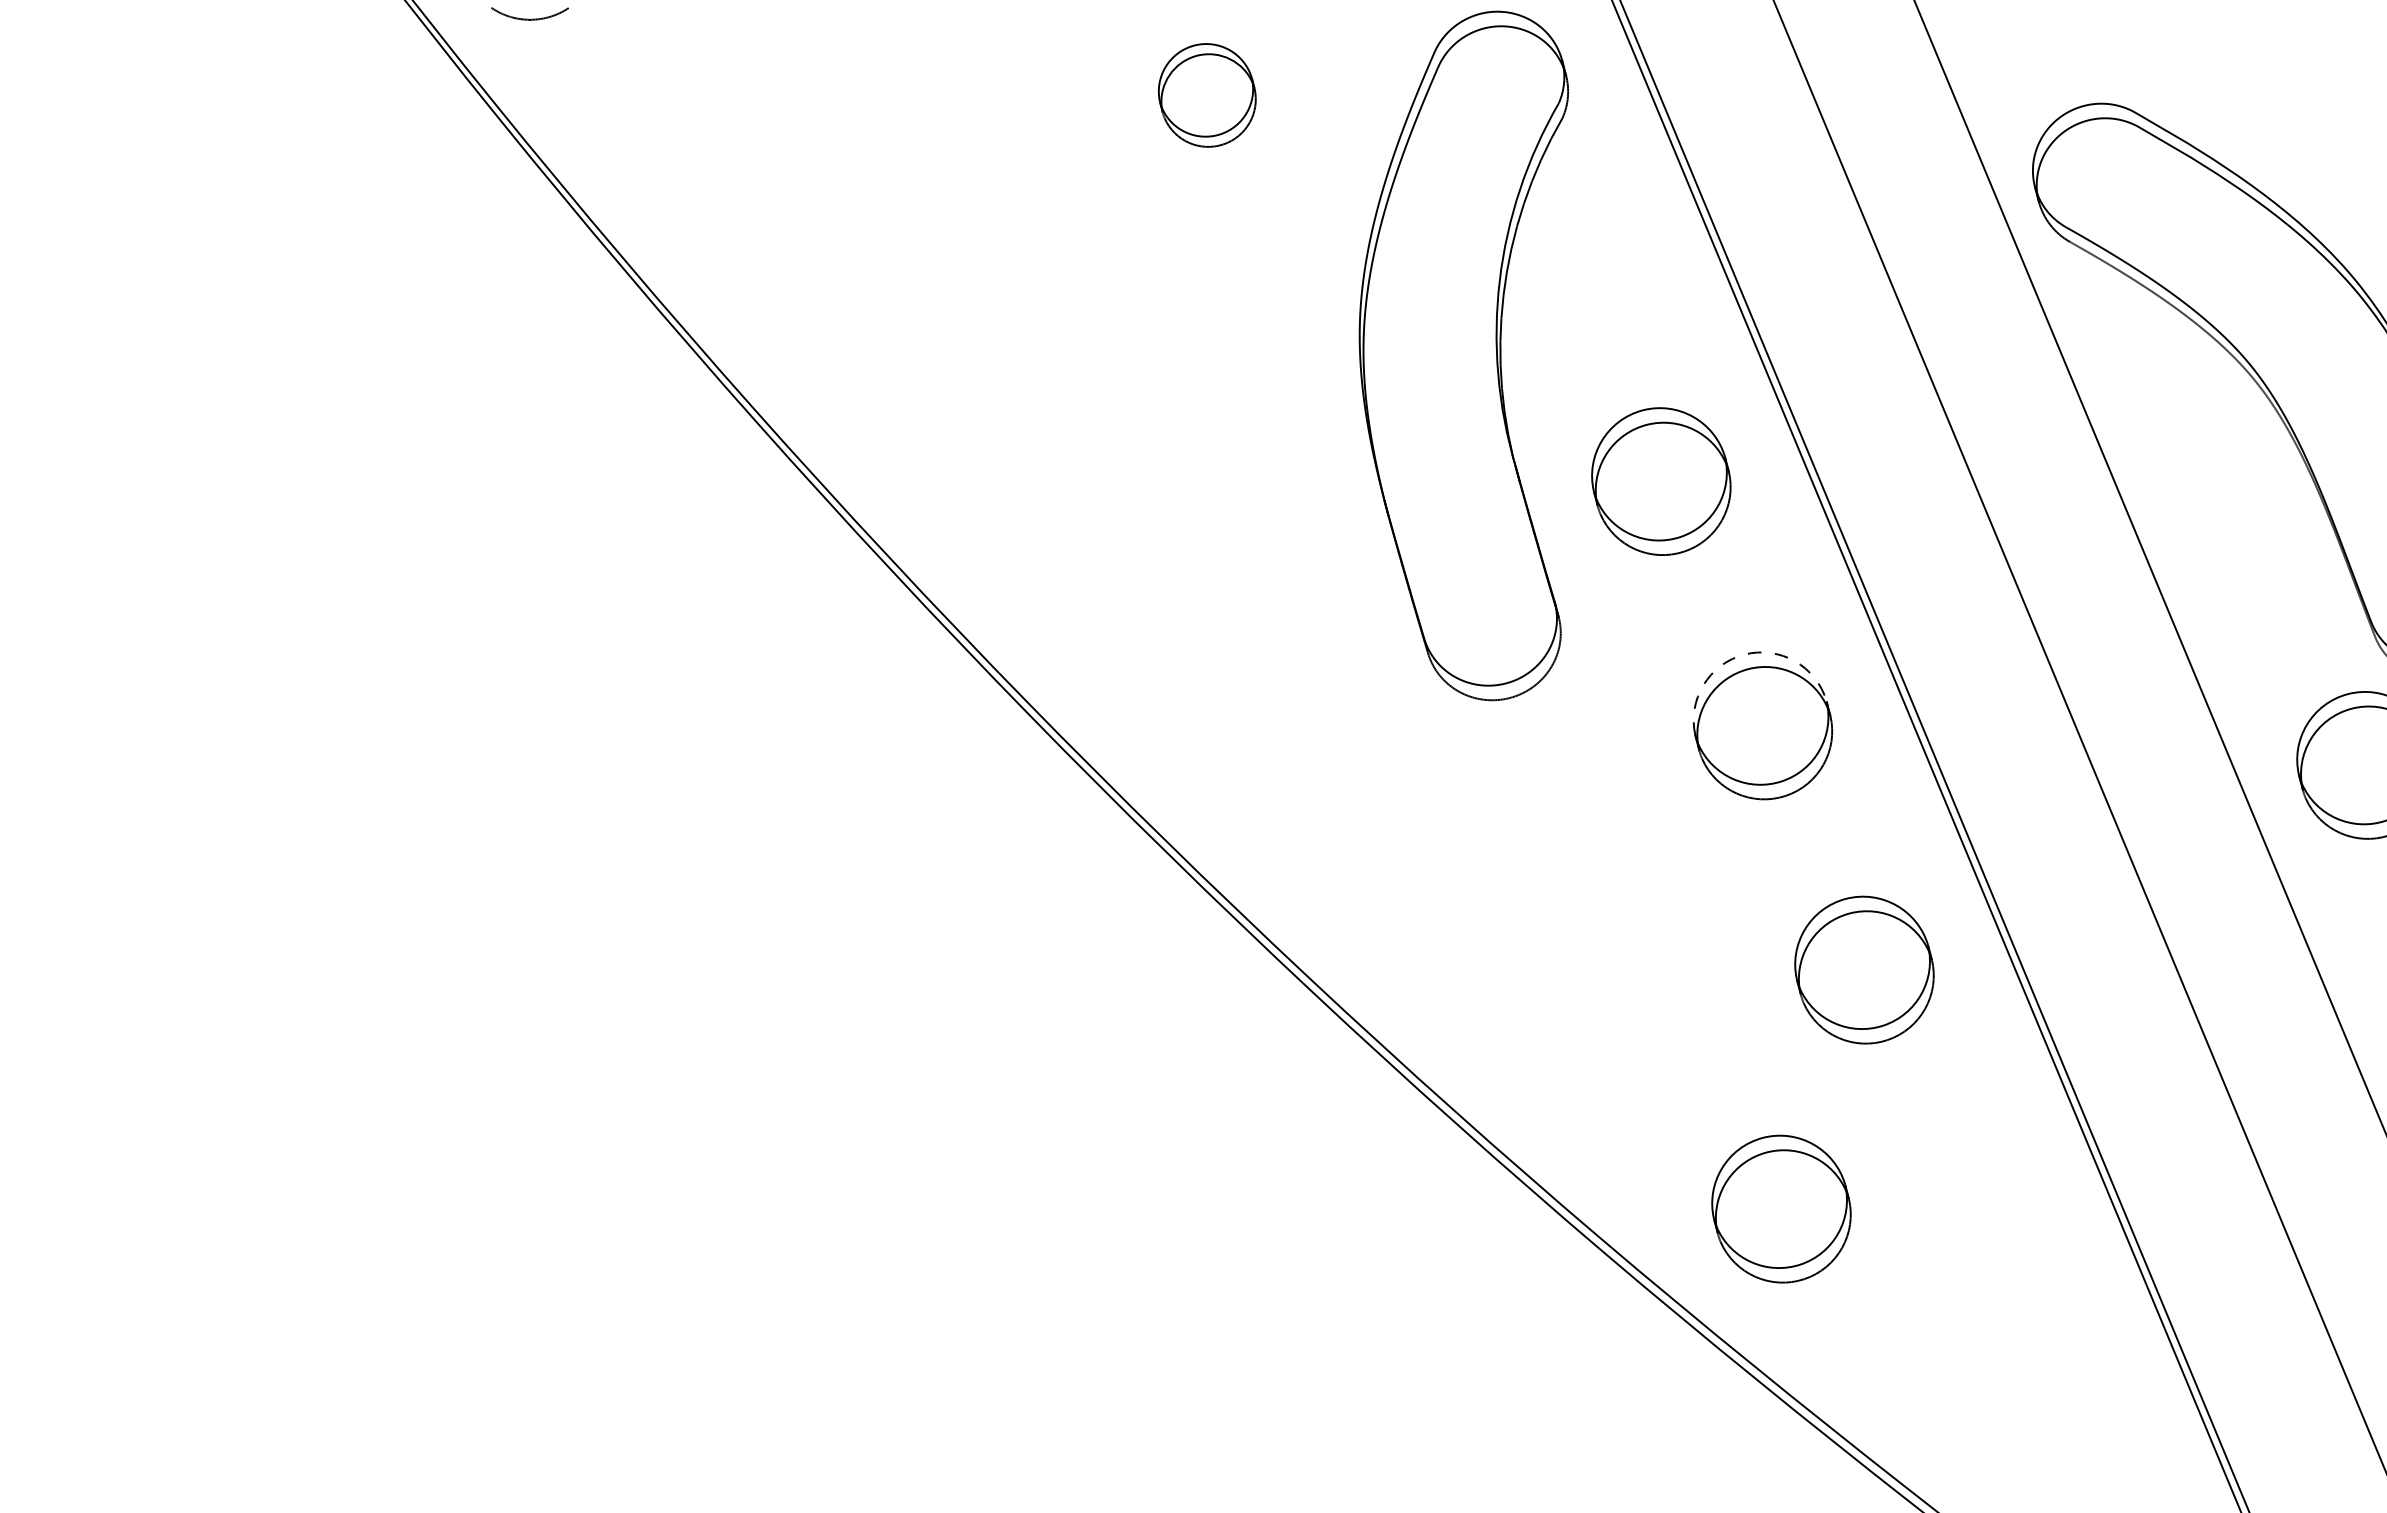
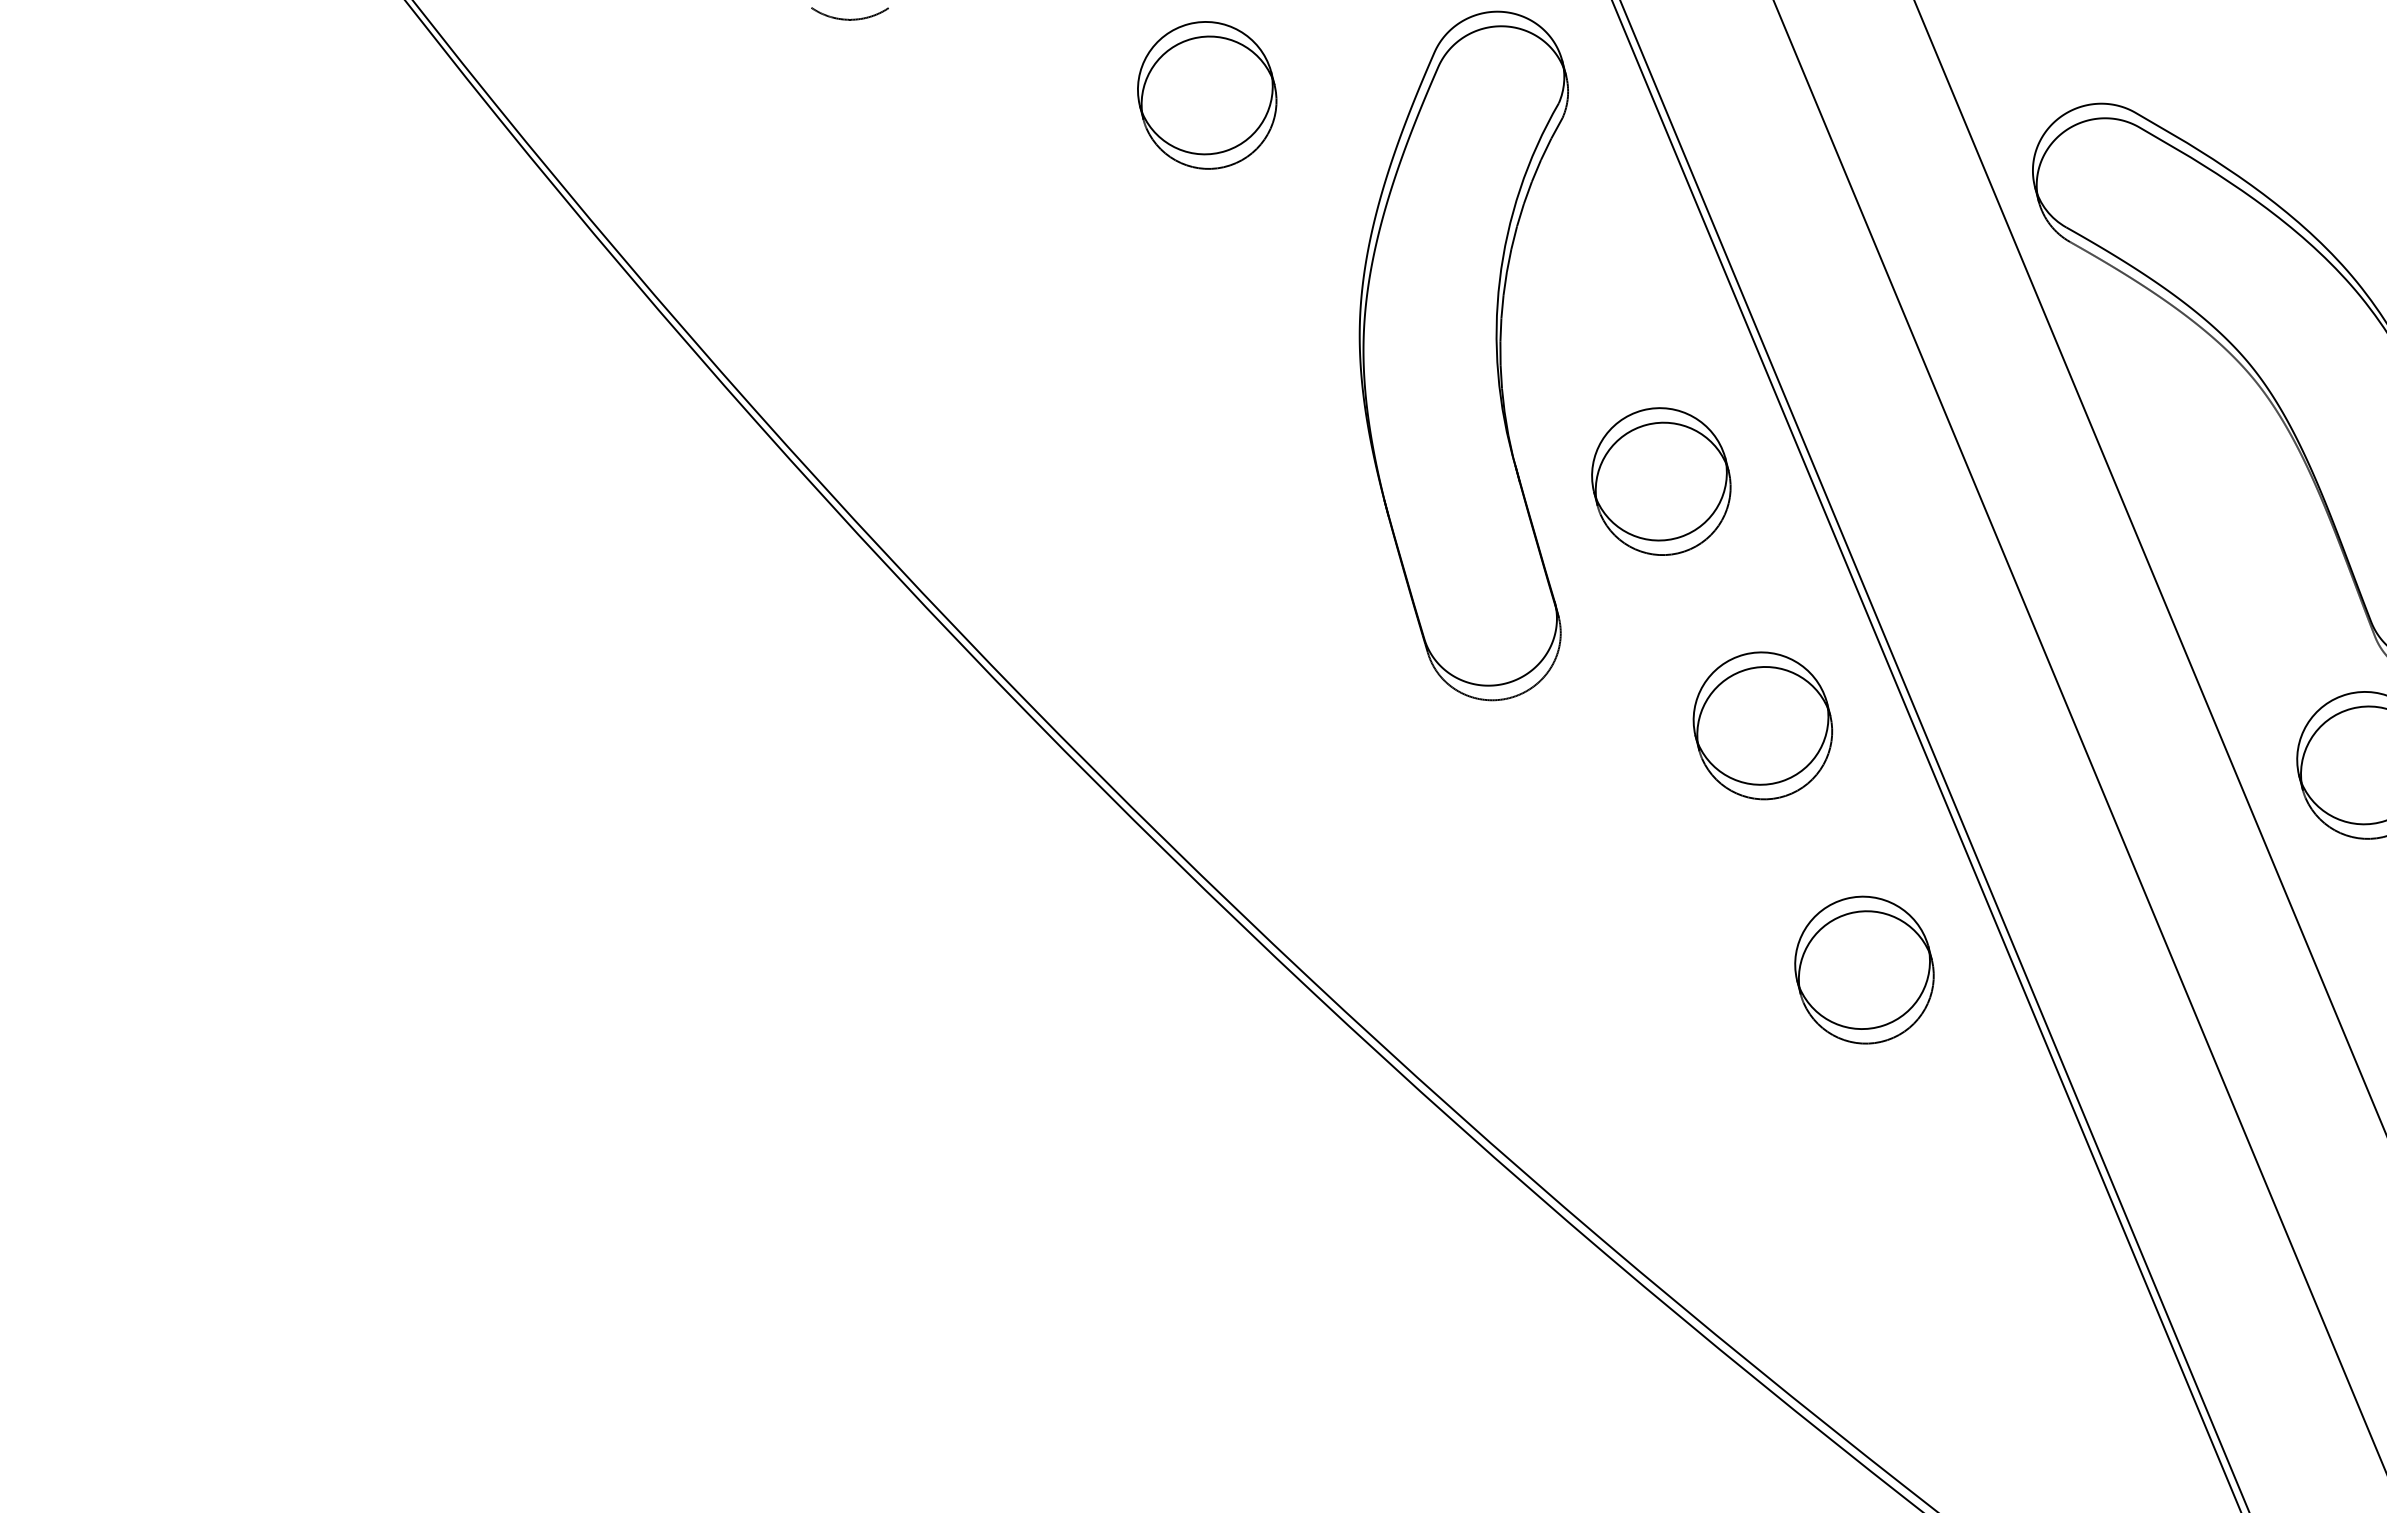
curve position: (528, 18) -> (848, 18) (848, 18)
part size: 100x105 px -> 141x149 px (1207, 95)
arc: dashed -> solid (1744, 654)
part: present -> none (1781, 1208)
